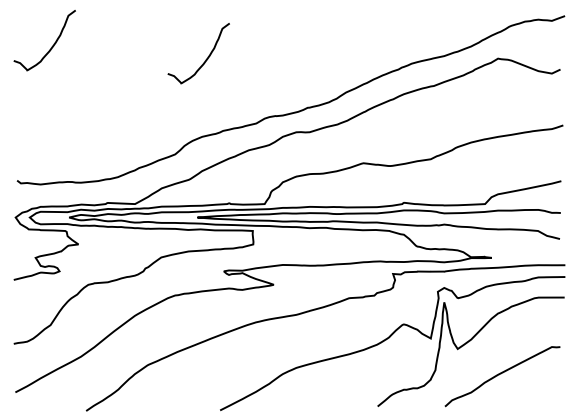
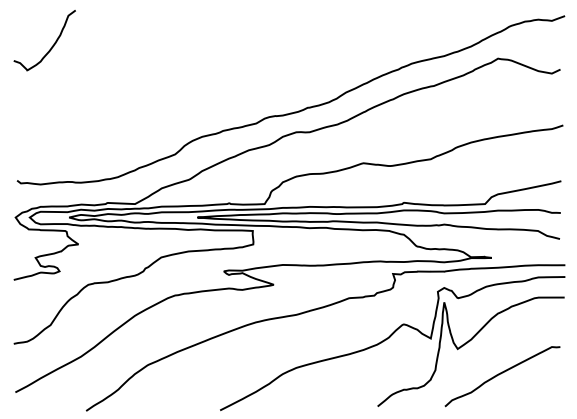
curve: present -> none (205, 59)
